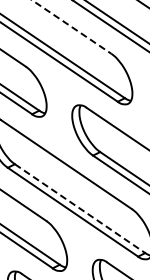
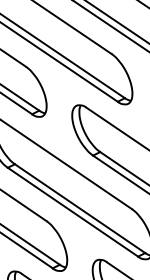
line: dashed -> solid (71, 27)
line: dashed -> solid (80, 208)
